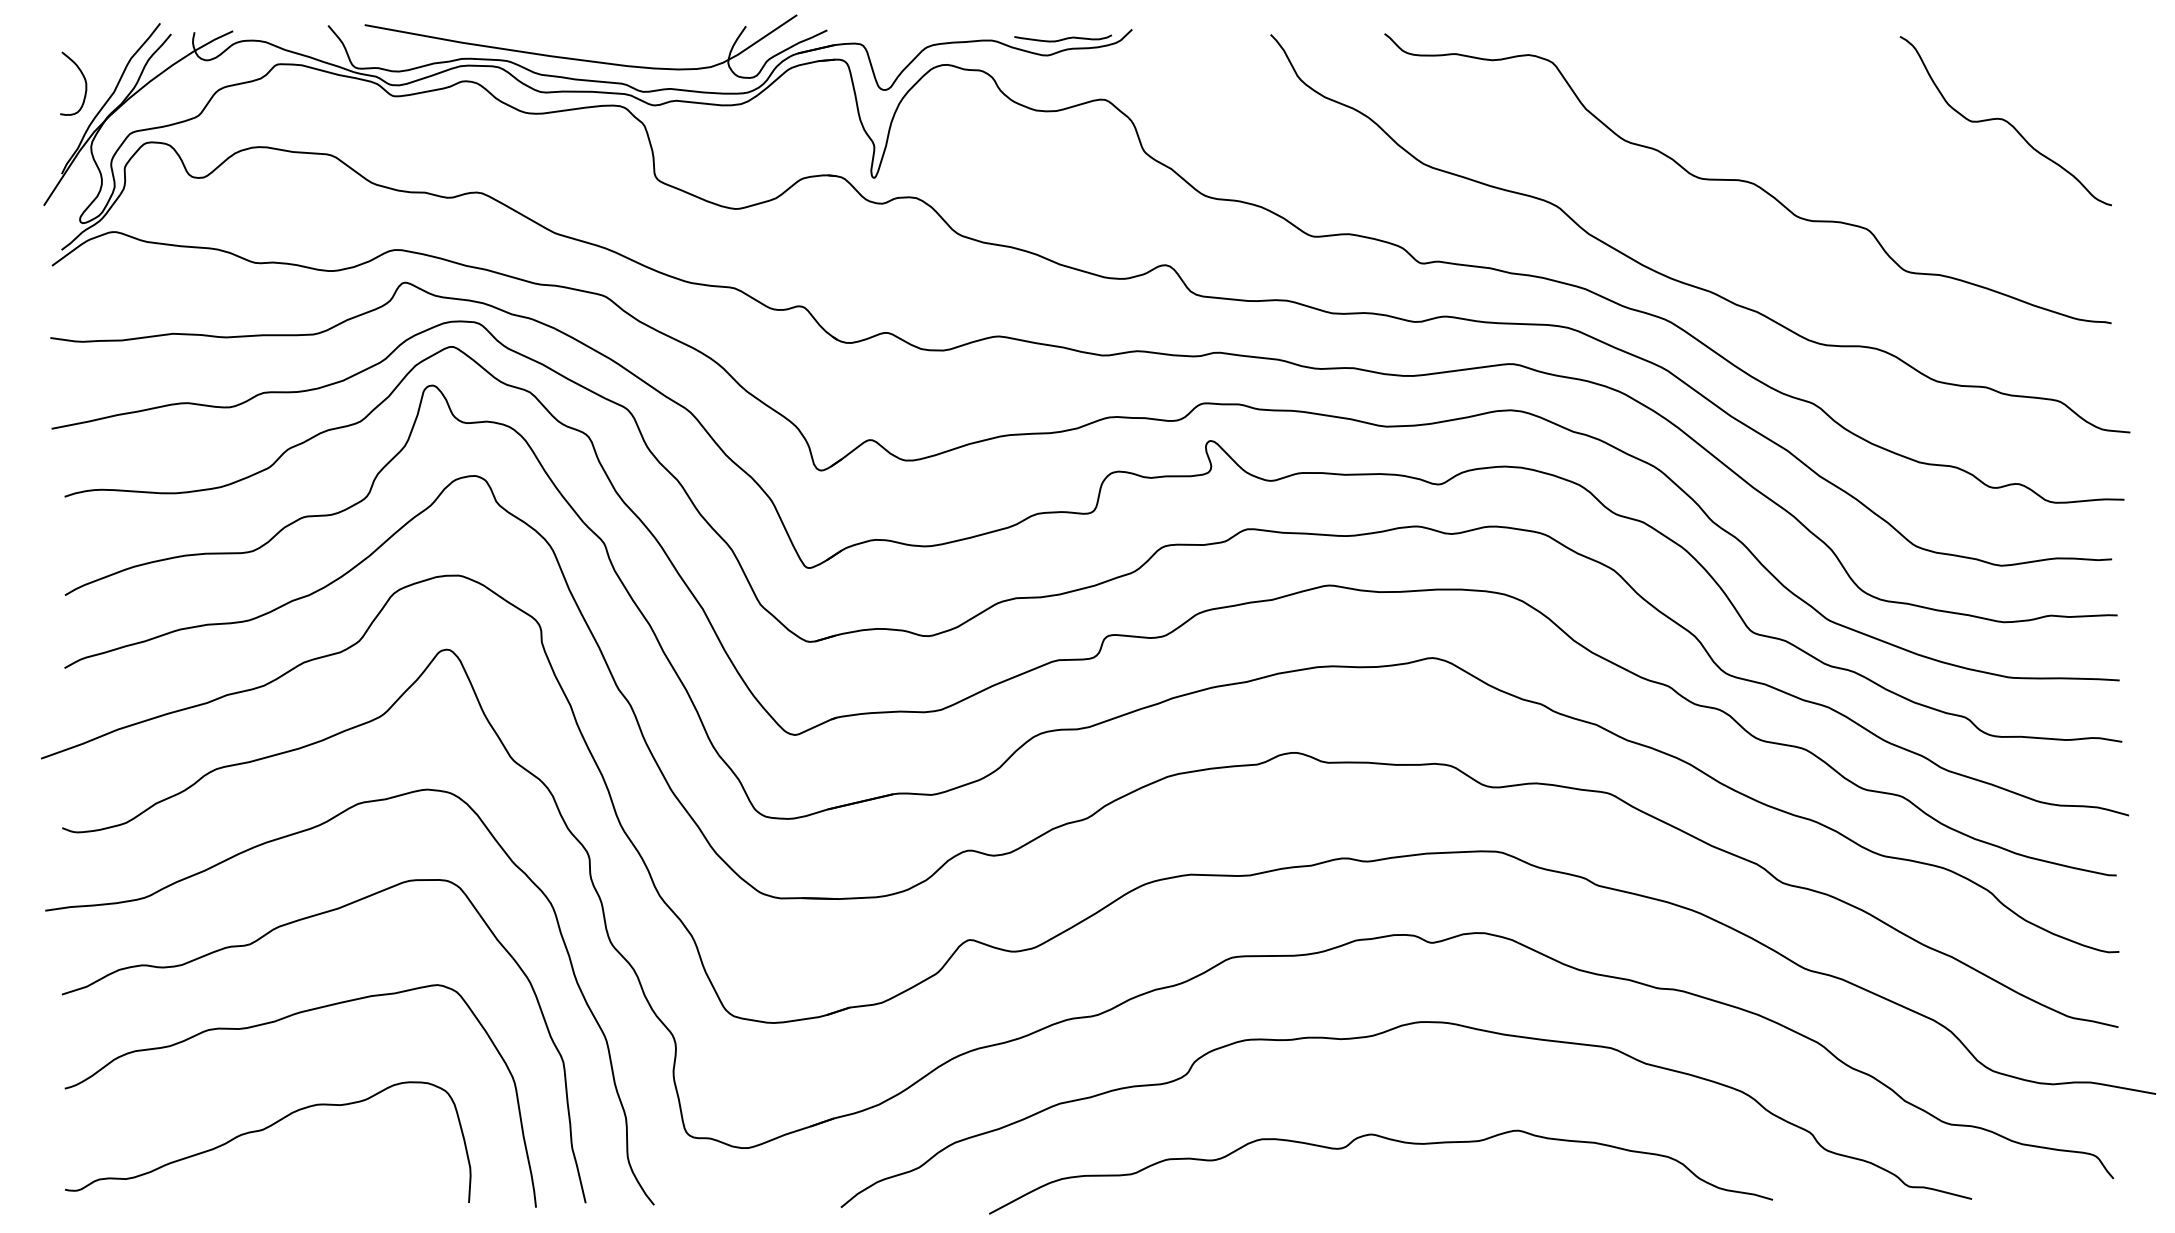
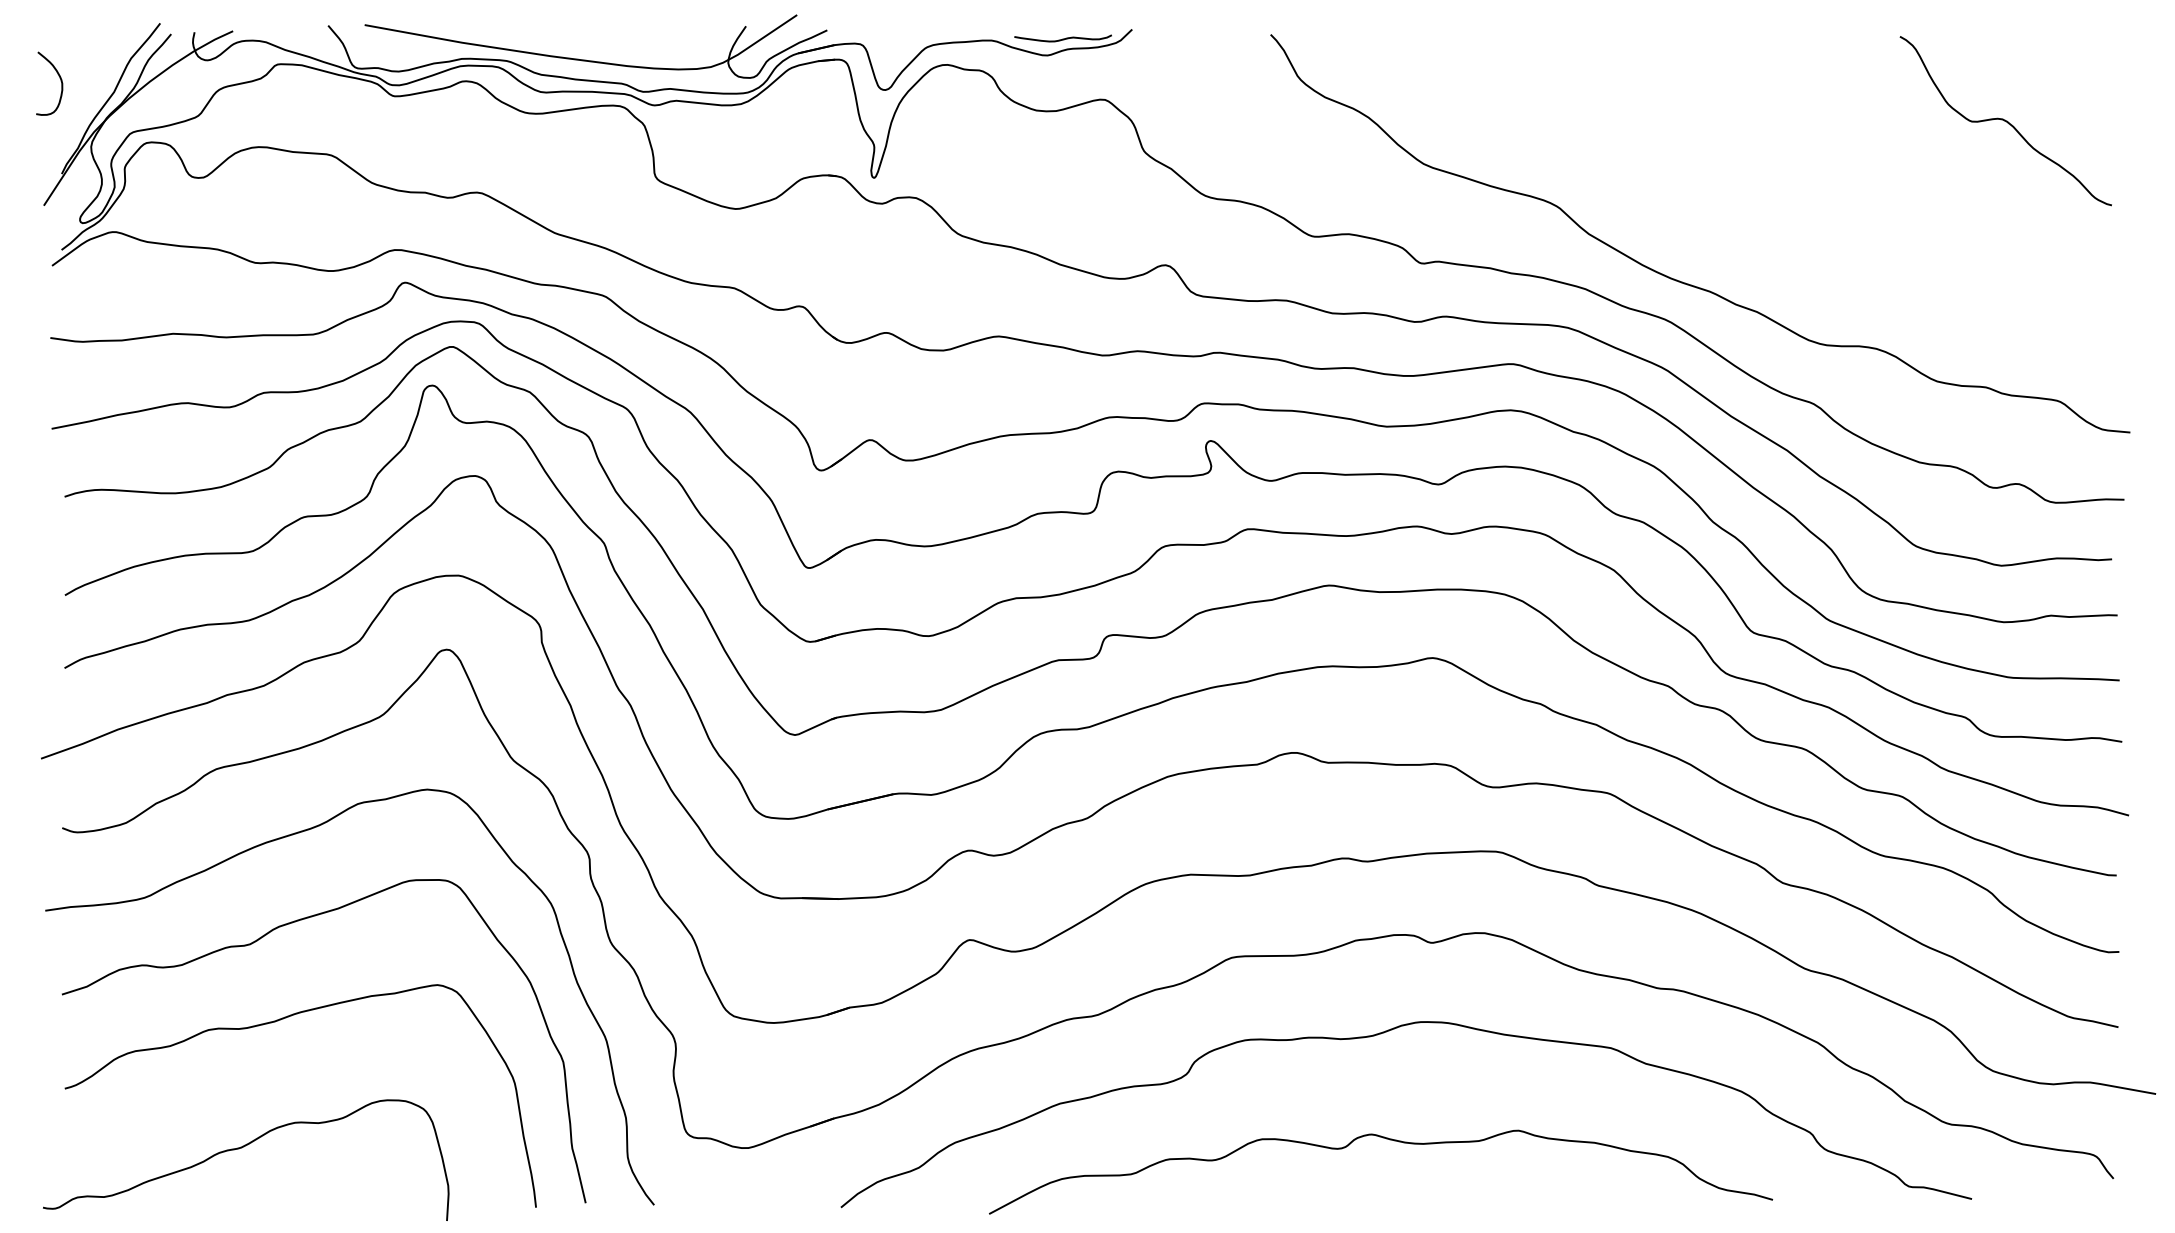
curve position: (83, 78) -> (59, 78) (59, 78)
curve: present -> none (1746, 180)
curve position: (263, 1130) -> (241, 1148) (241, 1148)
